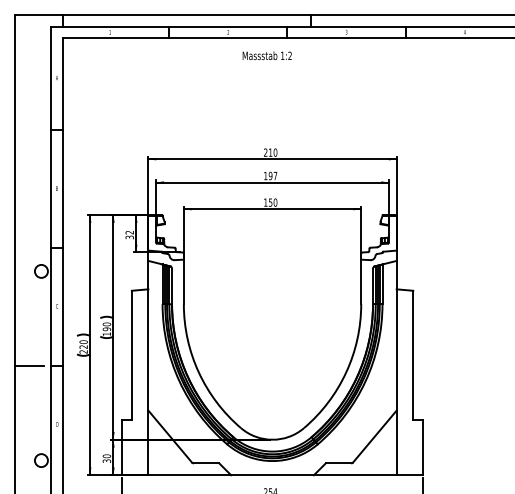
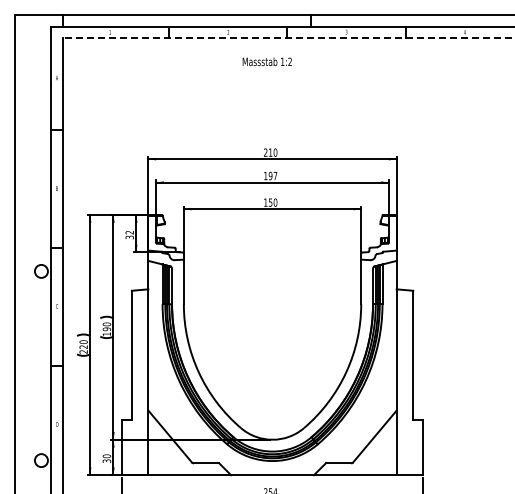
line: solid -> dashed (288, 38)
text position: (266, 55) -> (266, 61) (266, 61)
line: present -> none (29, 366)
